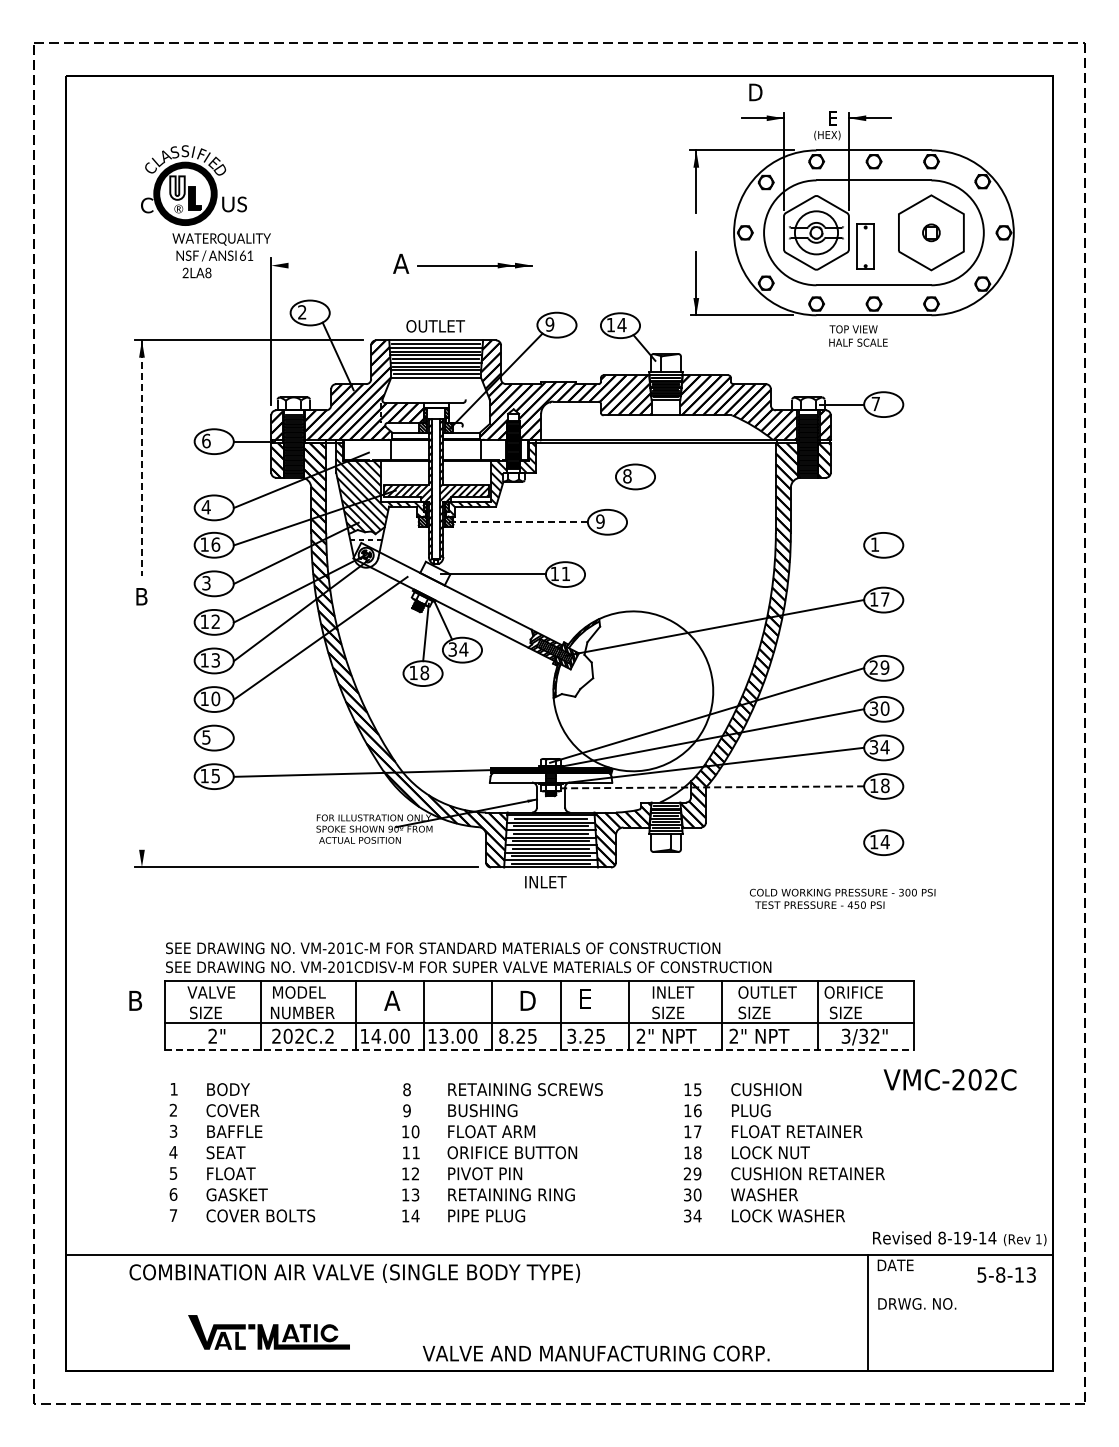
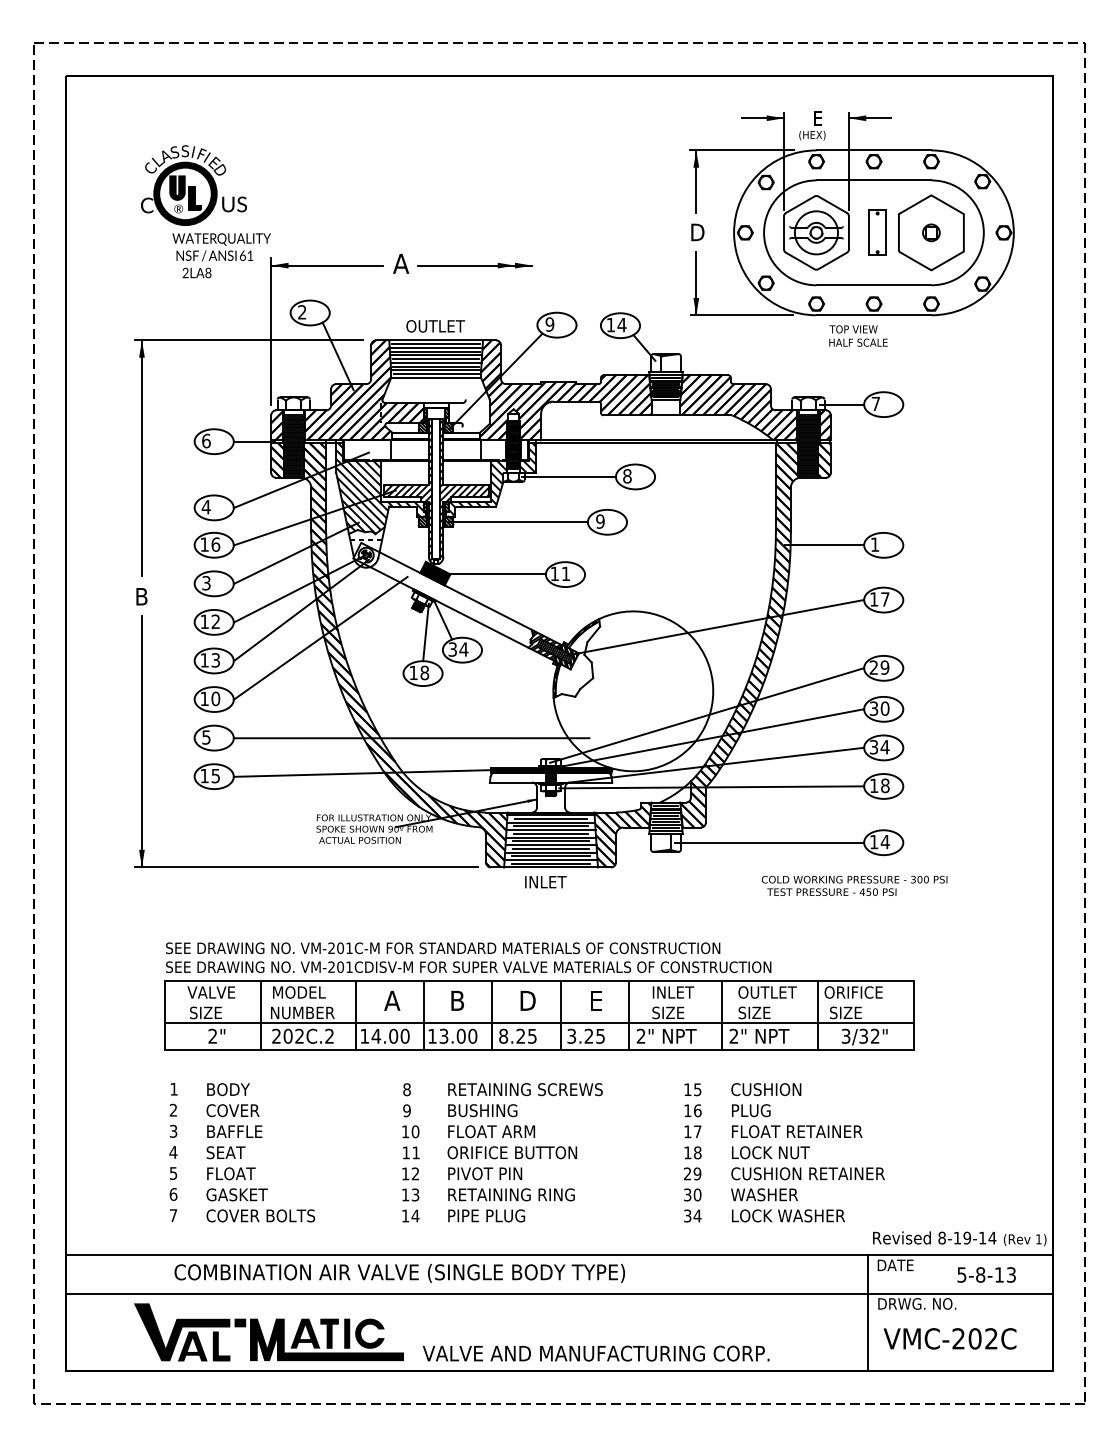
text position: (755, 92) -> (697, 232) (697, 232)
text position: (827, 125) -> (812, 125) (812, 125)
fill: none -> present (177, 187)
part position: (865, 246) -> (877, 232) (877, 232)
line: none -> present (326, 265)
line: dashed -> solid (141, 457)
line: none -> present (568, 476)
line: dashed -> solid (518, 522)
line: none -> present (824, 545)
fill: none -> present (435, 573)
line: none -> present (411, 738)
line: none -> present (141, 741)
line: dashed -> solid (711, 787)
line: none -> present (769, 842)
text position: (842, 898) -> (854, 885) (854, 885)
text position: (585, 998) -> (596, 1000) (596, 1000)
text position: (135, 1000) -> (457, 1000) (457, 1000)
line: dashed -> solid (539, 1050)
text position: (949, 1079) -> (949, 1338) (949, 1338)
text position: (354, 1273) -> (399, 1273) (399, 1273)
text position: (1006, 1274) -> (986, 1274) (986, 1274)
line: none -> present (559, 1293)
part size: 162x35 px -> 270x59 px (268, 1332)
